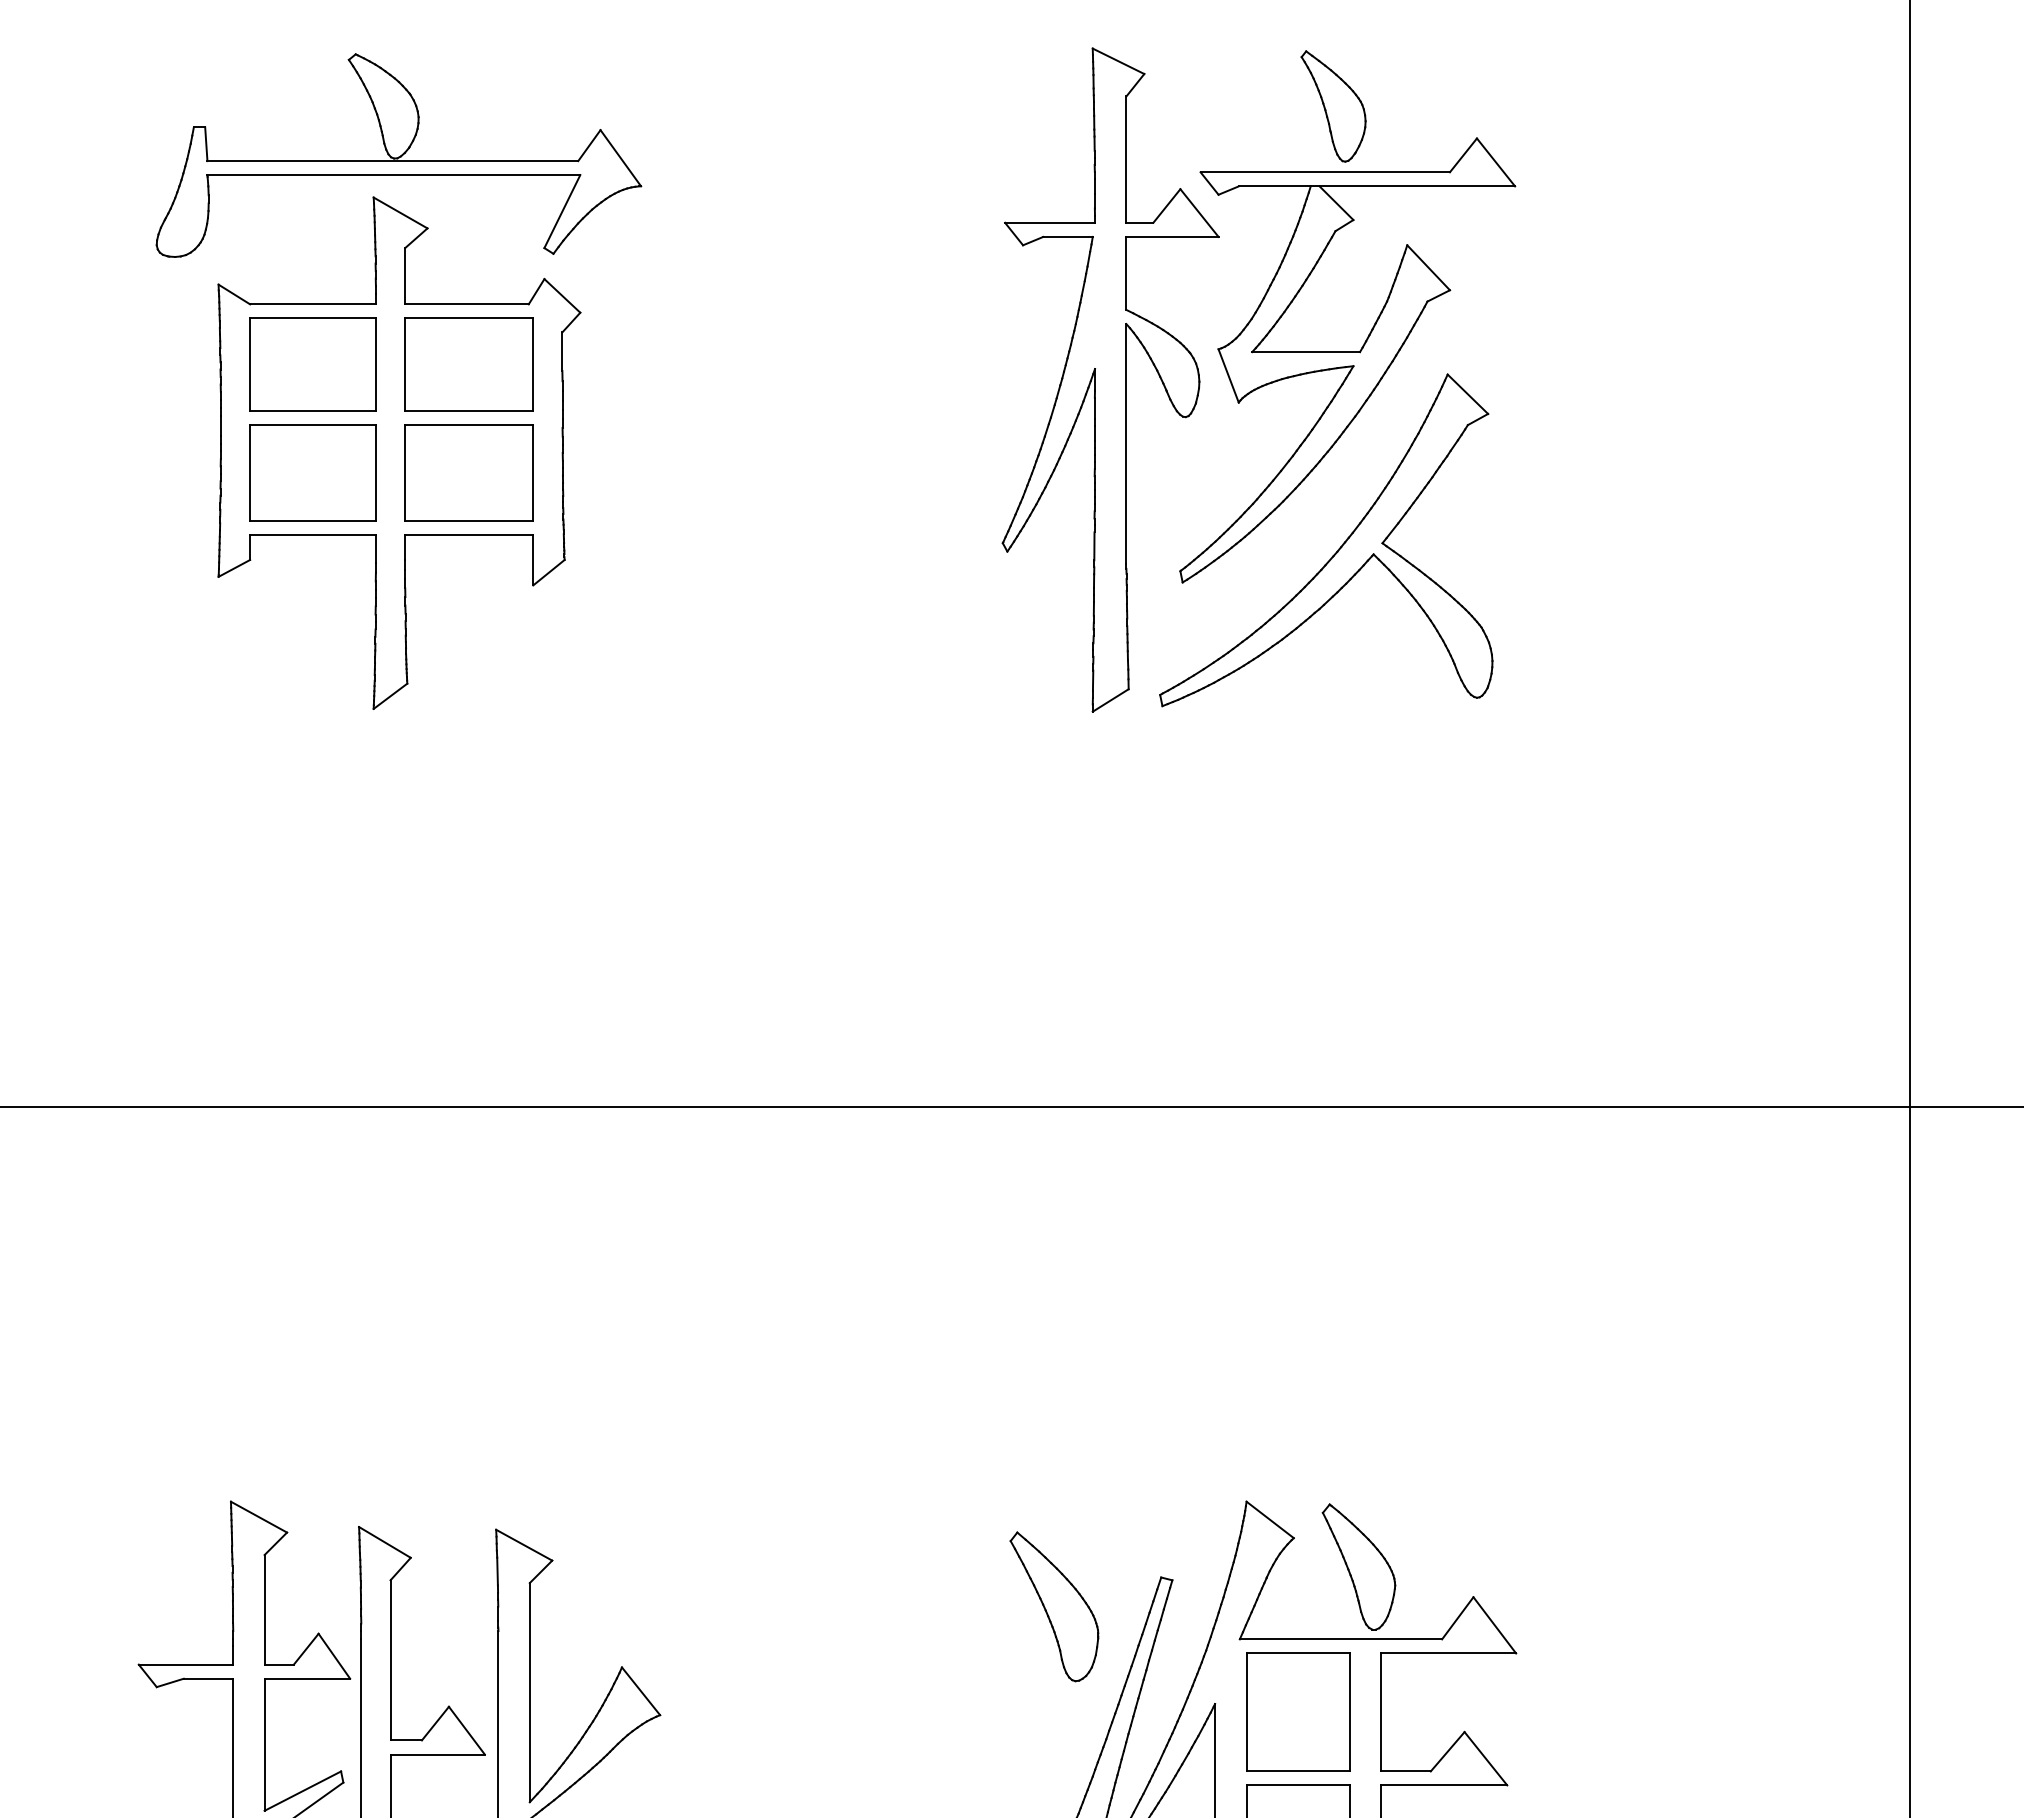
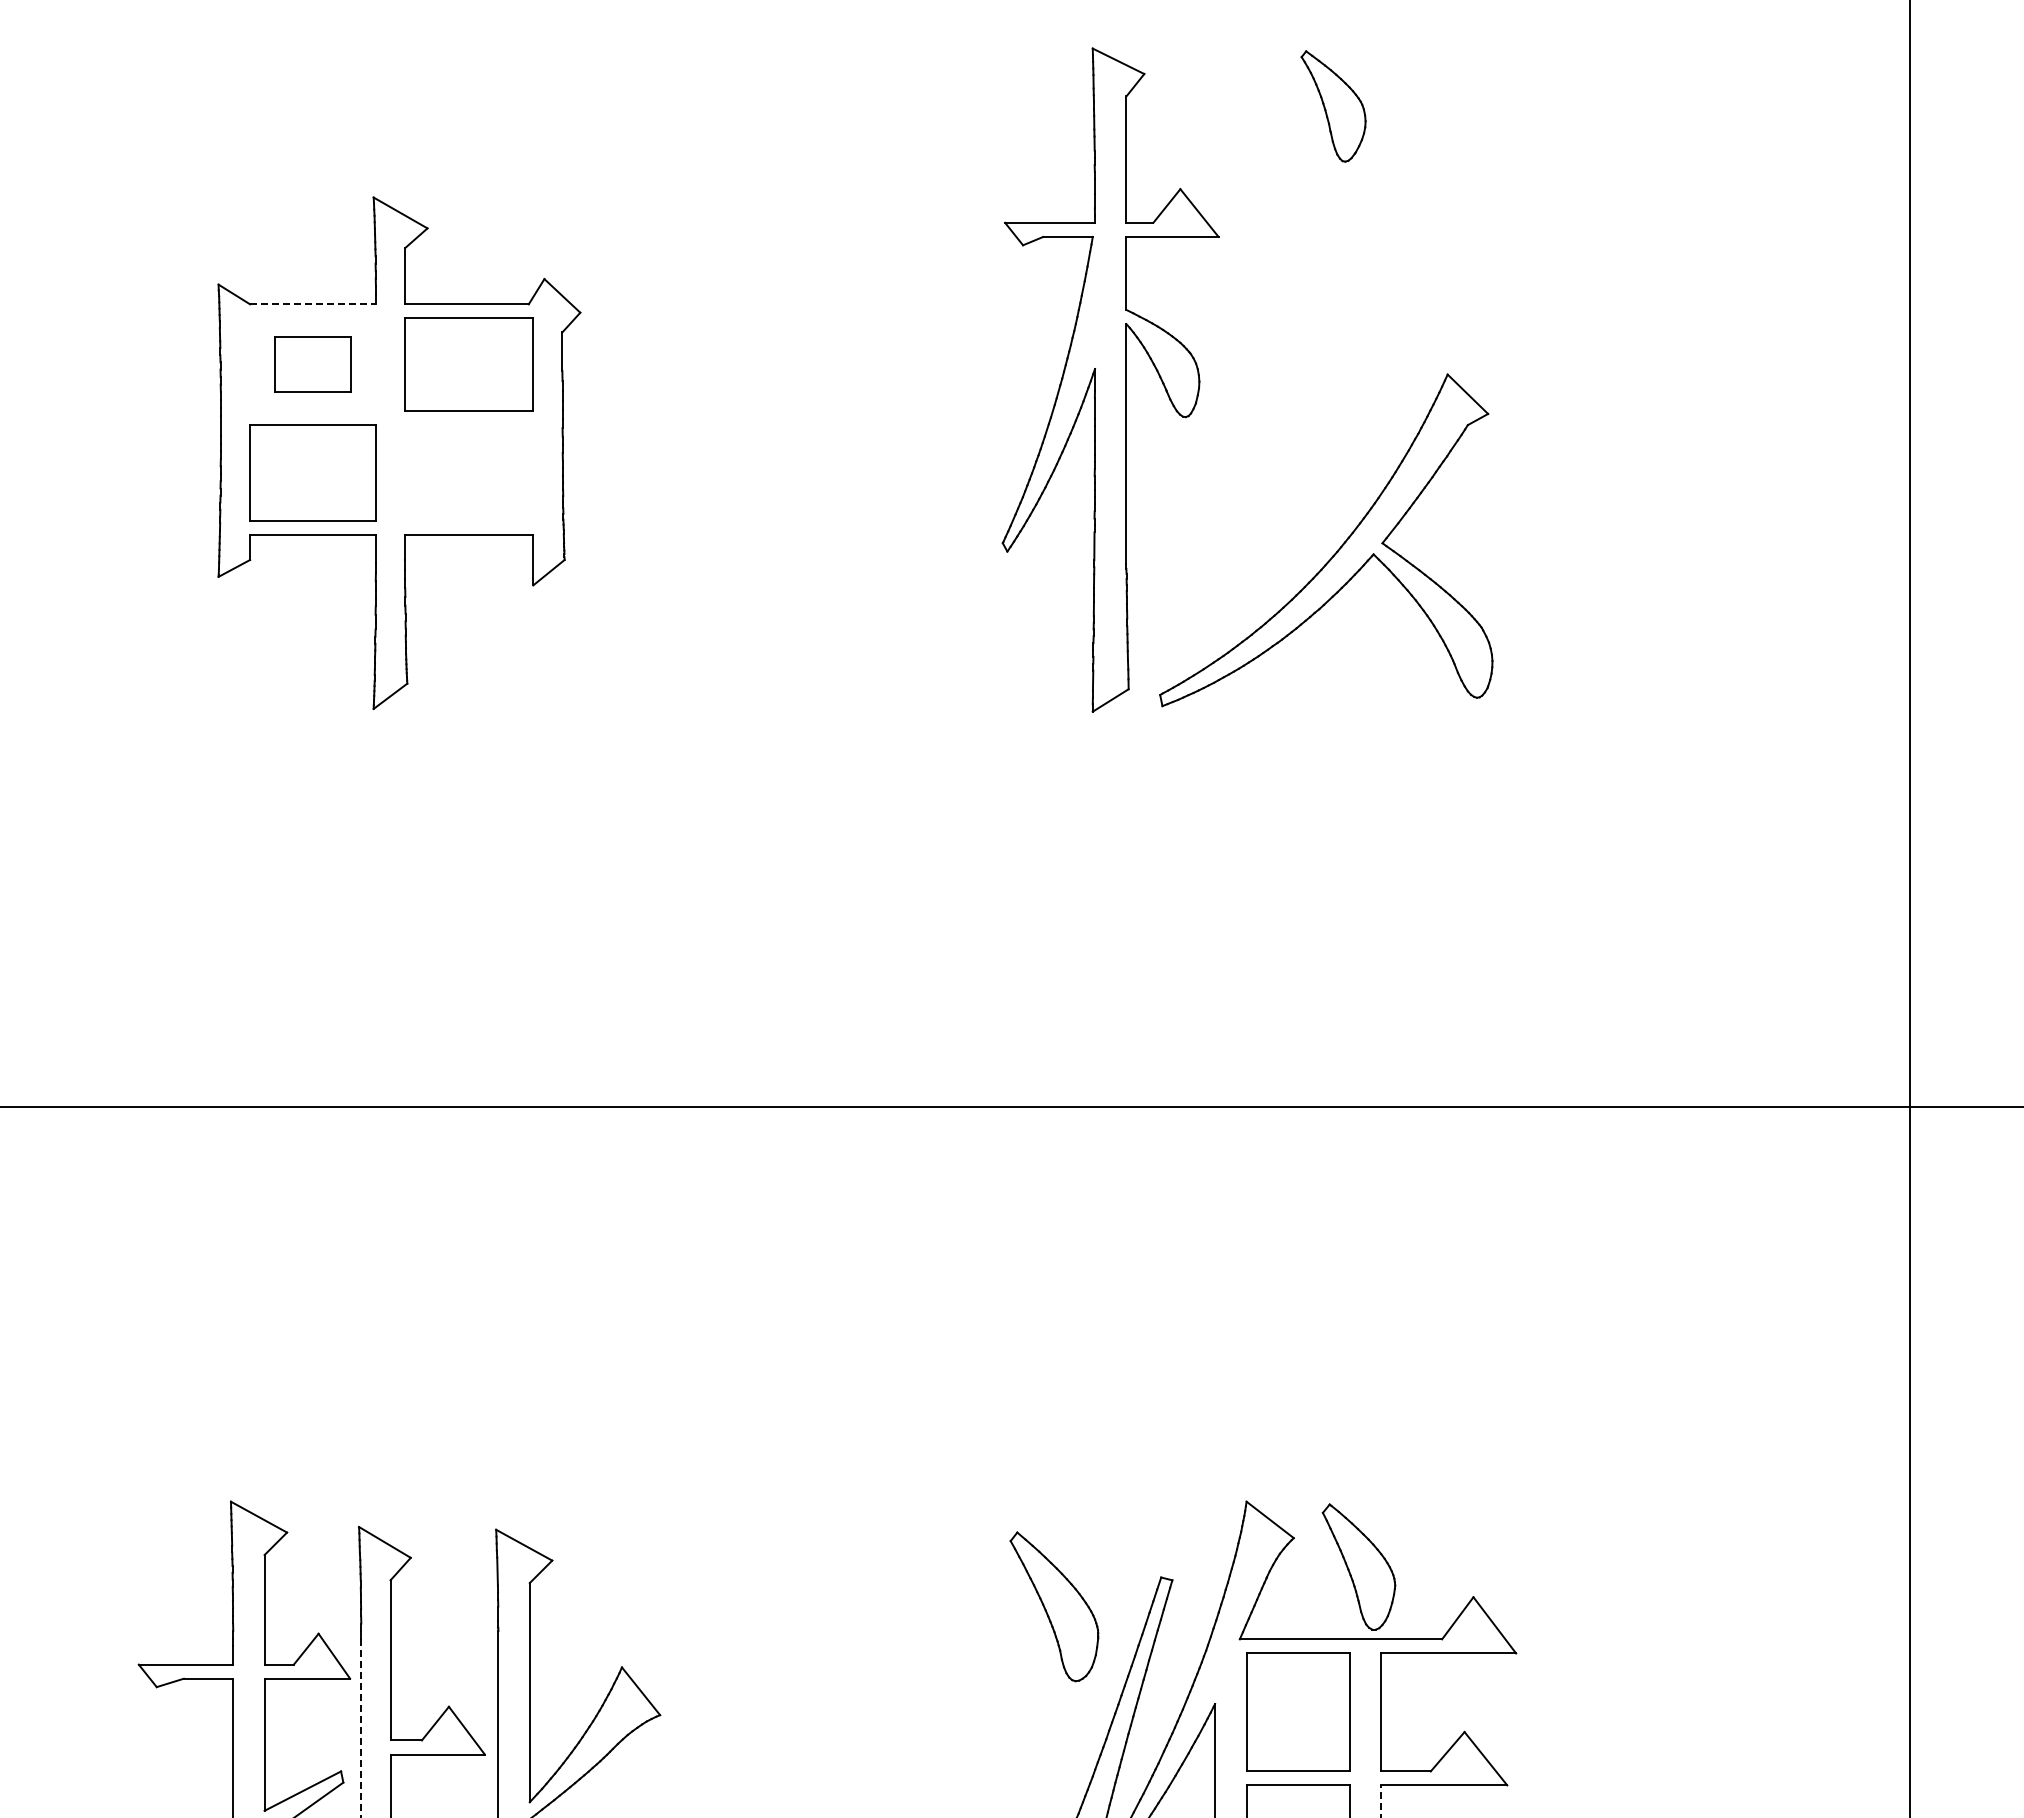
part: present -> none (398, 155)
line: solid -> dashed (313, 304)
part: present -> none (1347, 360)
part size: 128x95 px -> 78x57 px (312, 364)
part: present -> none (468, 472)
line: solid -> dashed (361, 1728)
line: solid -> dashed (1381, 1801)
